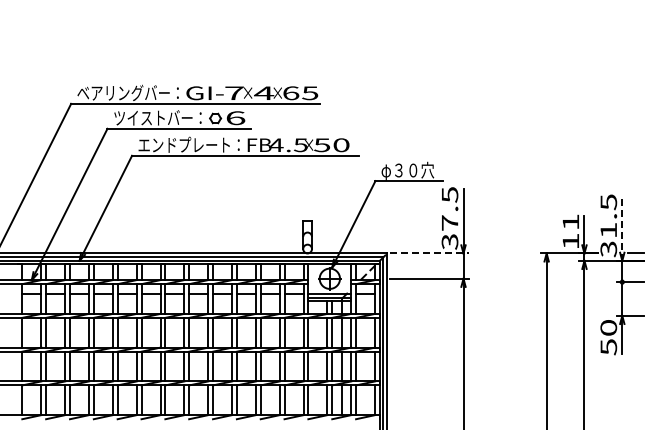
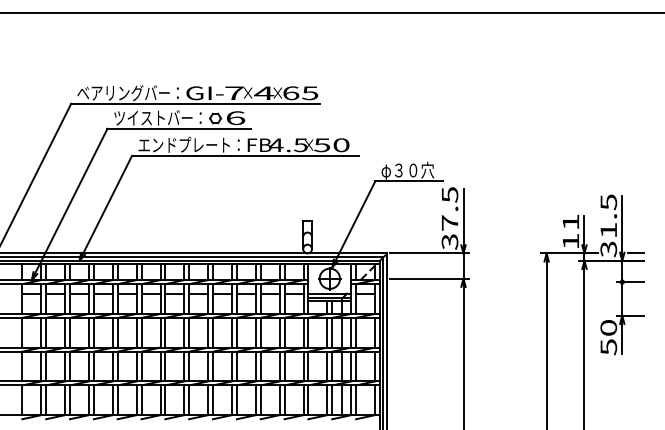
line: none -> present (331, 12)
line: dashed -> solid (622, 227)
line: dashed -> solid (429, 253)
